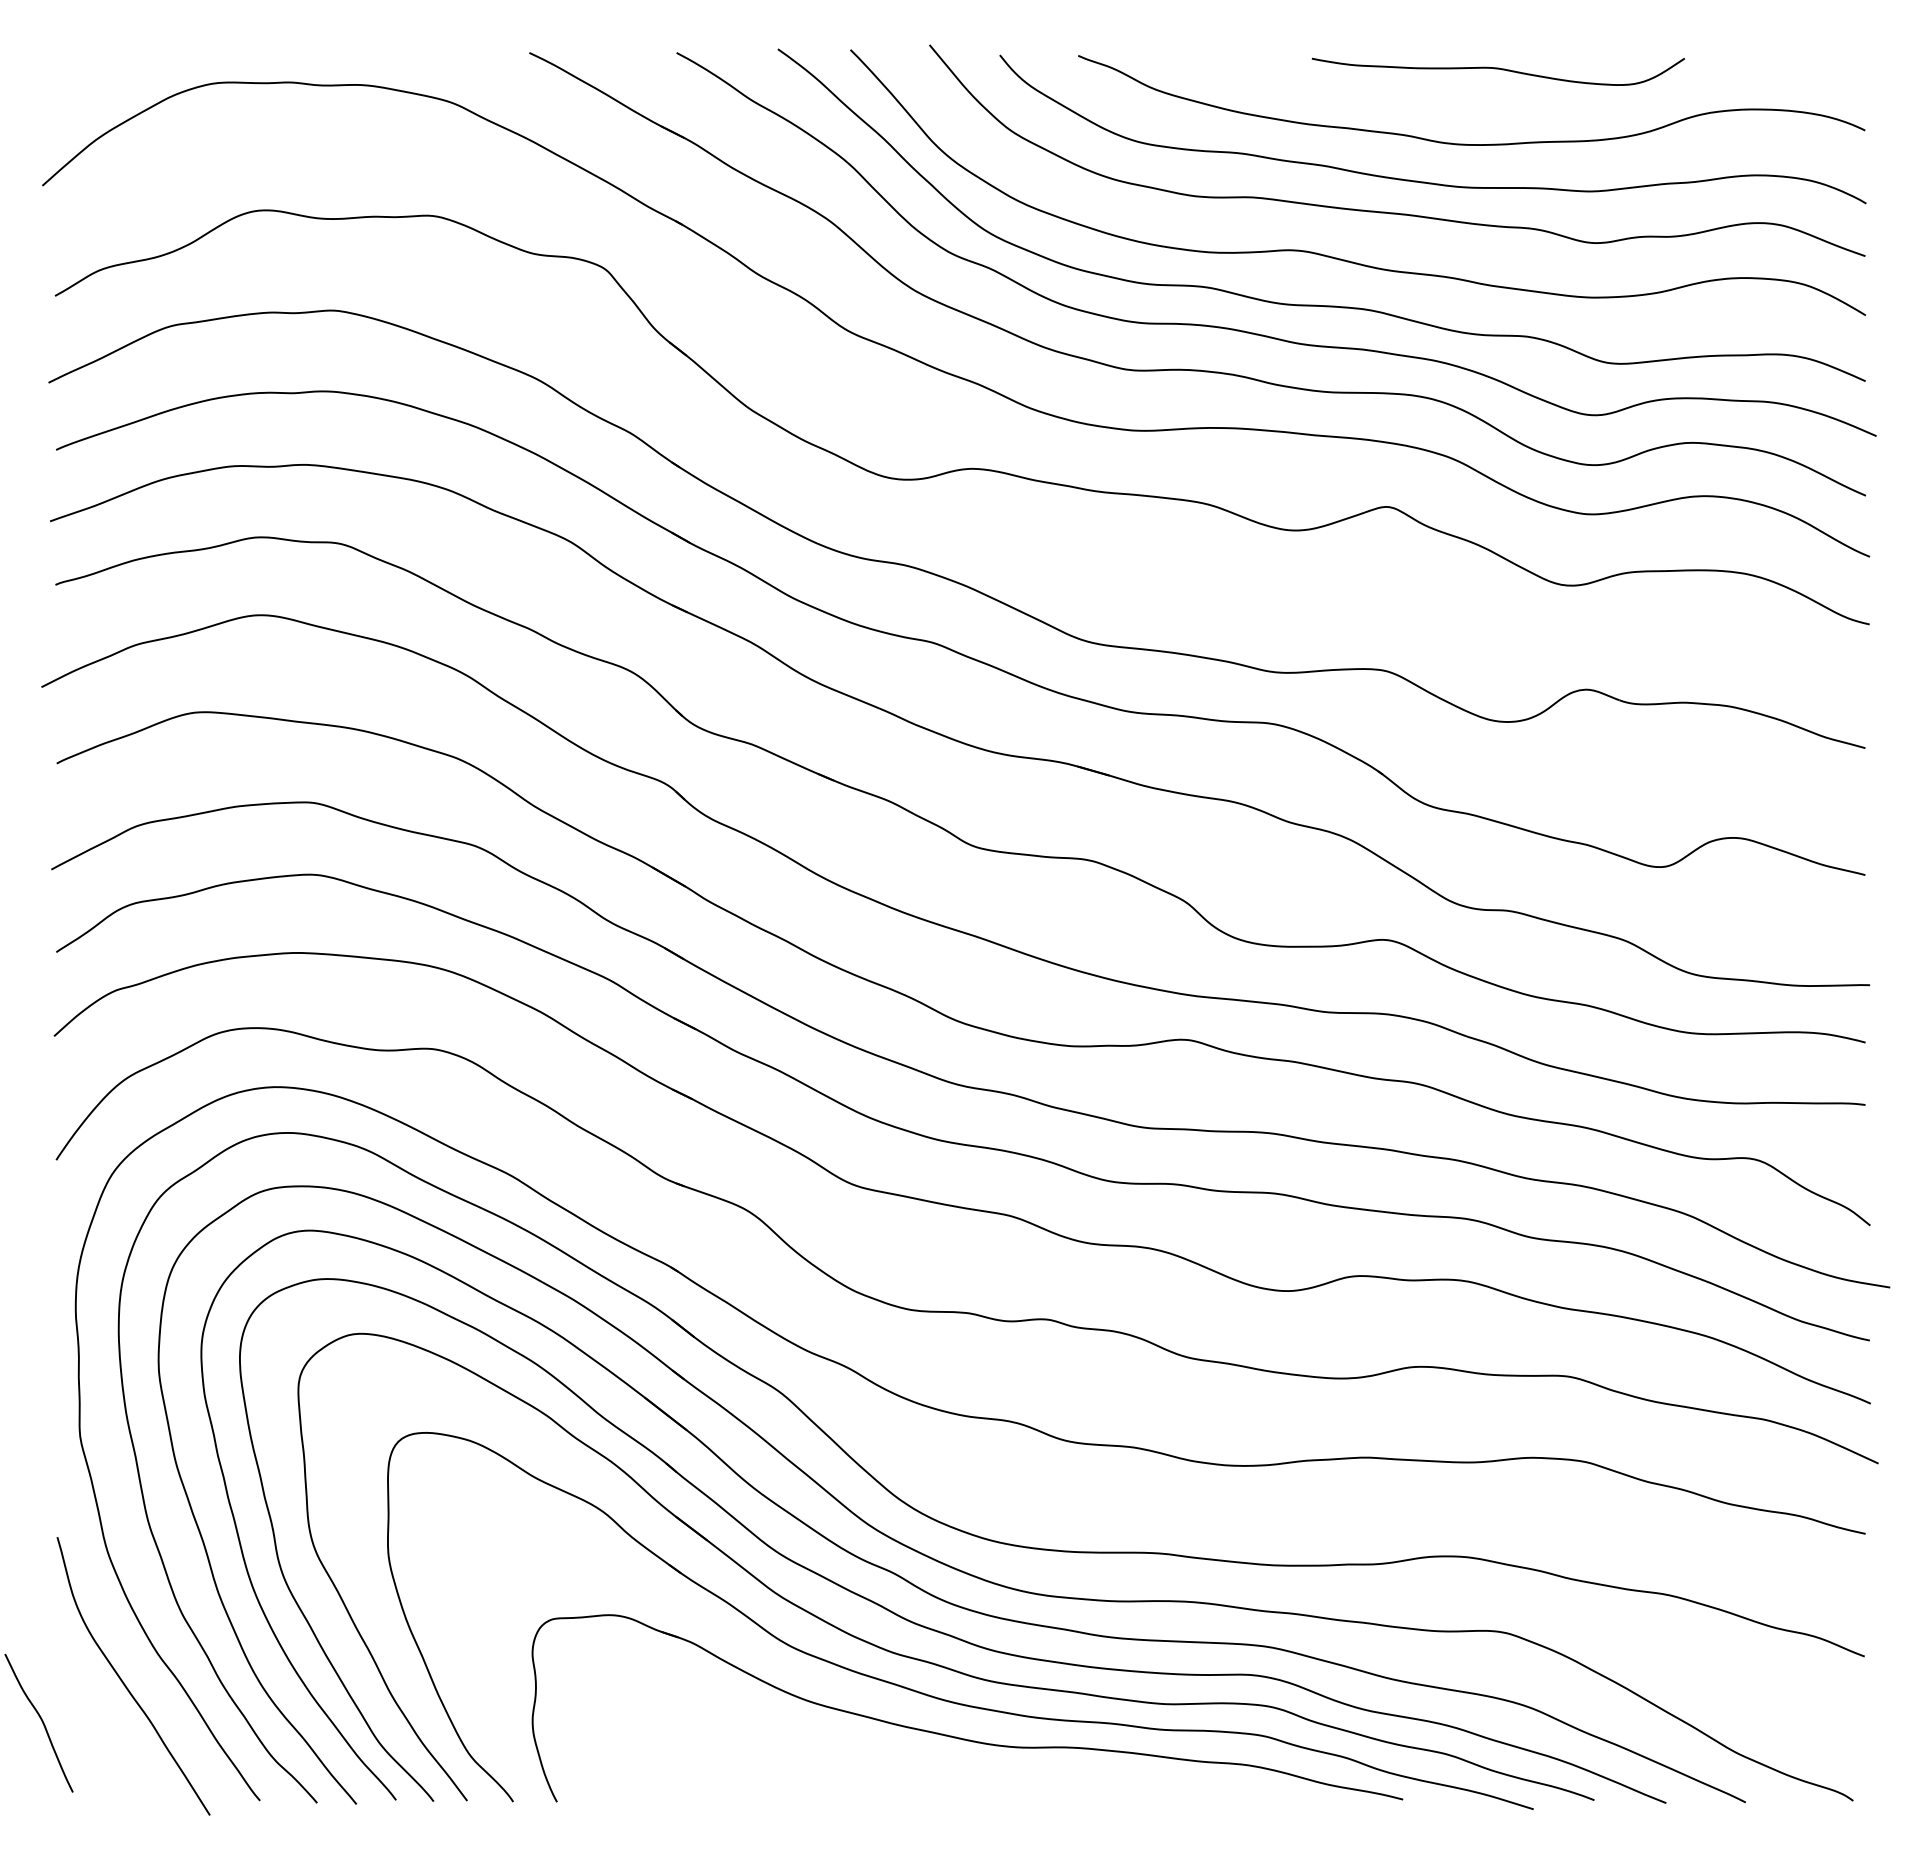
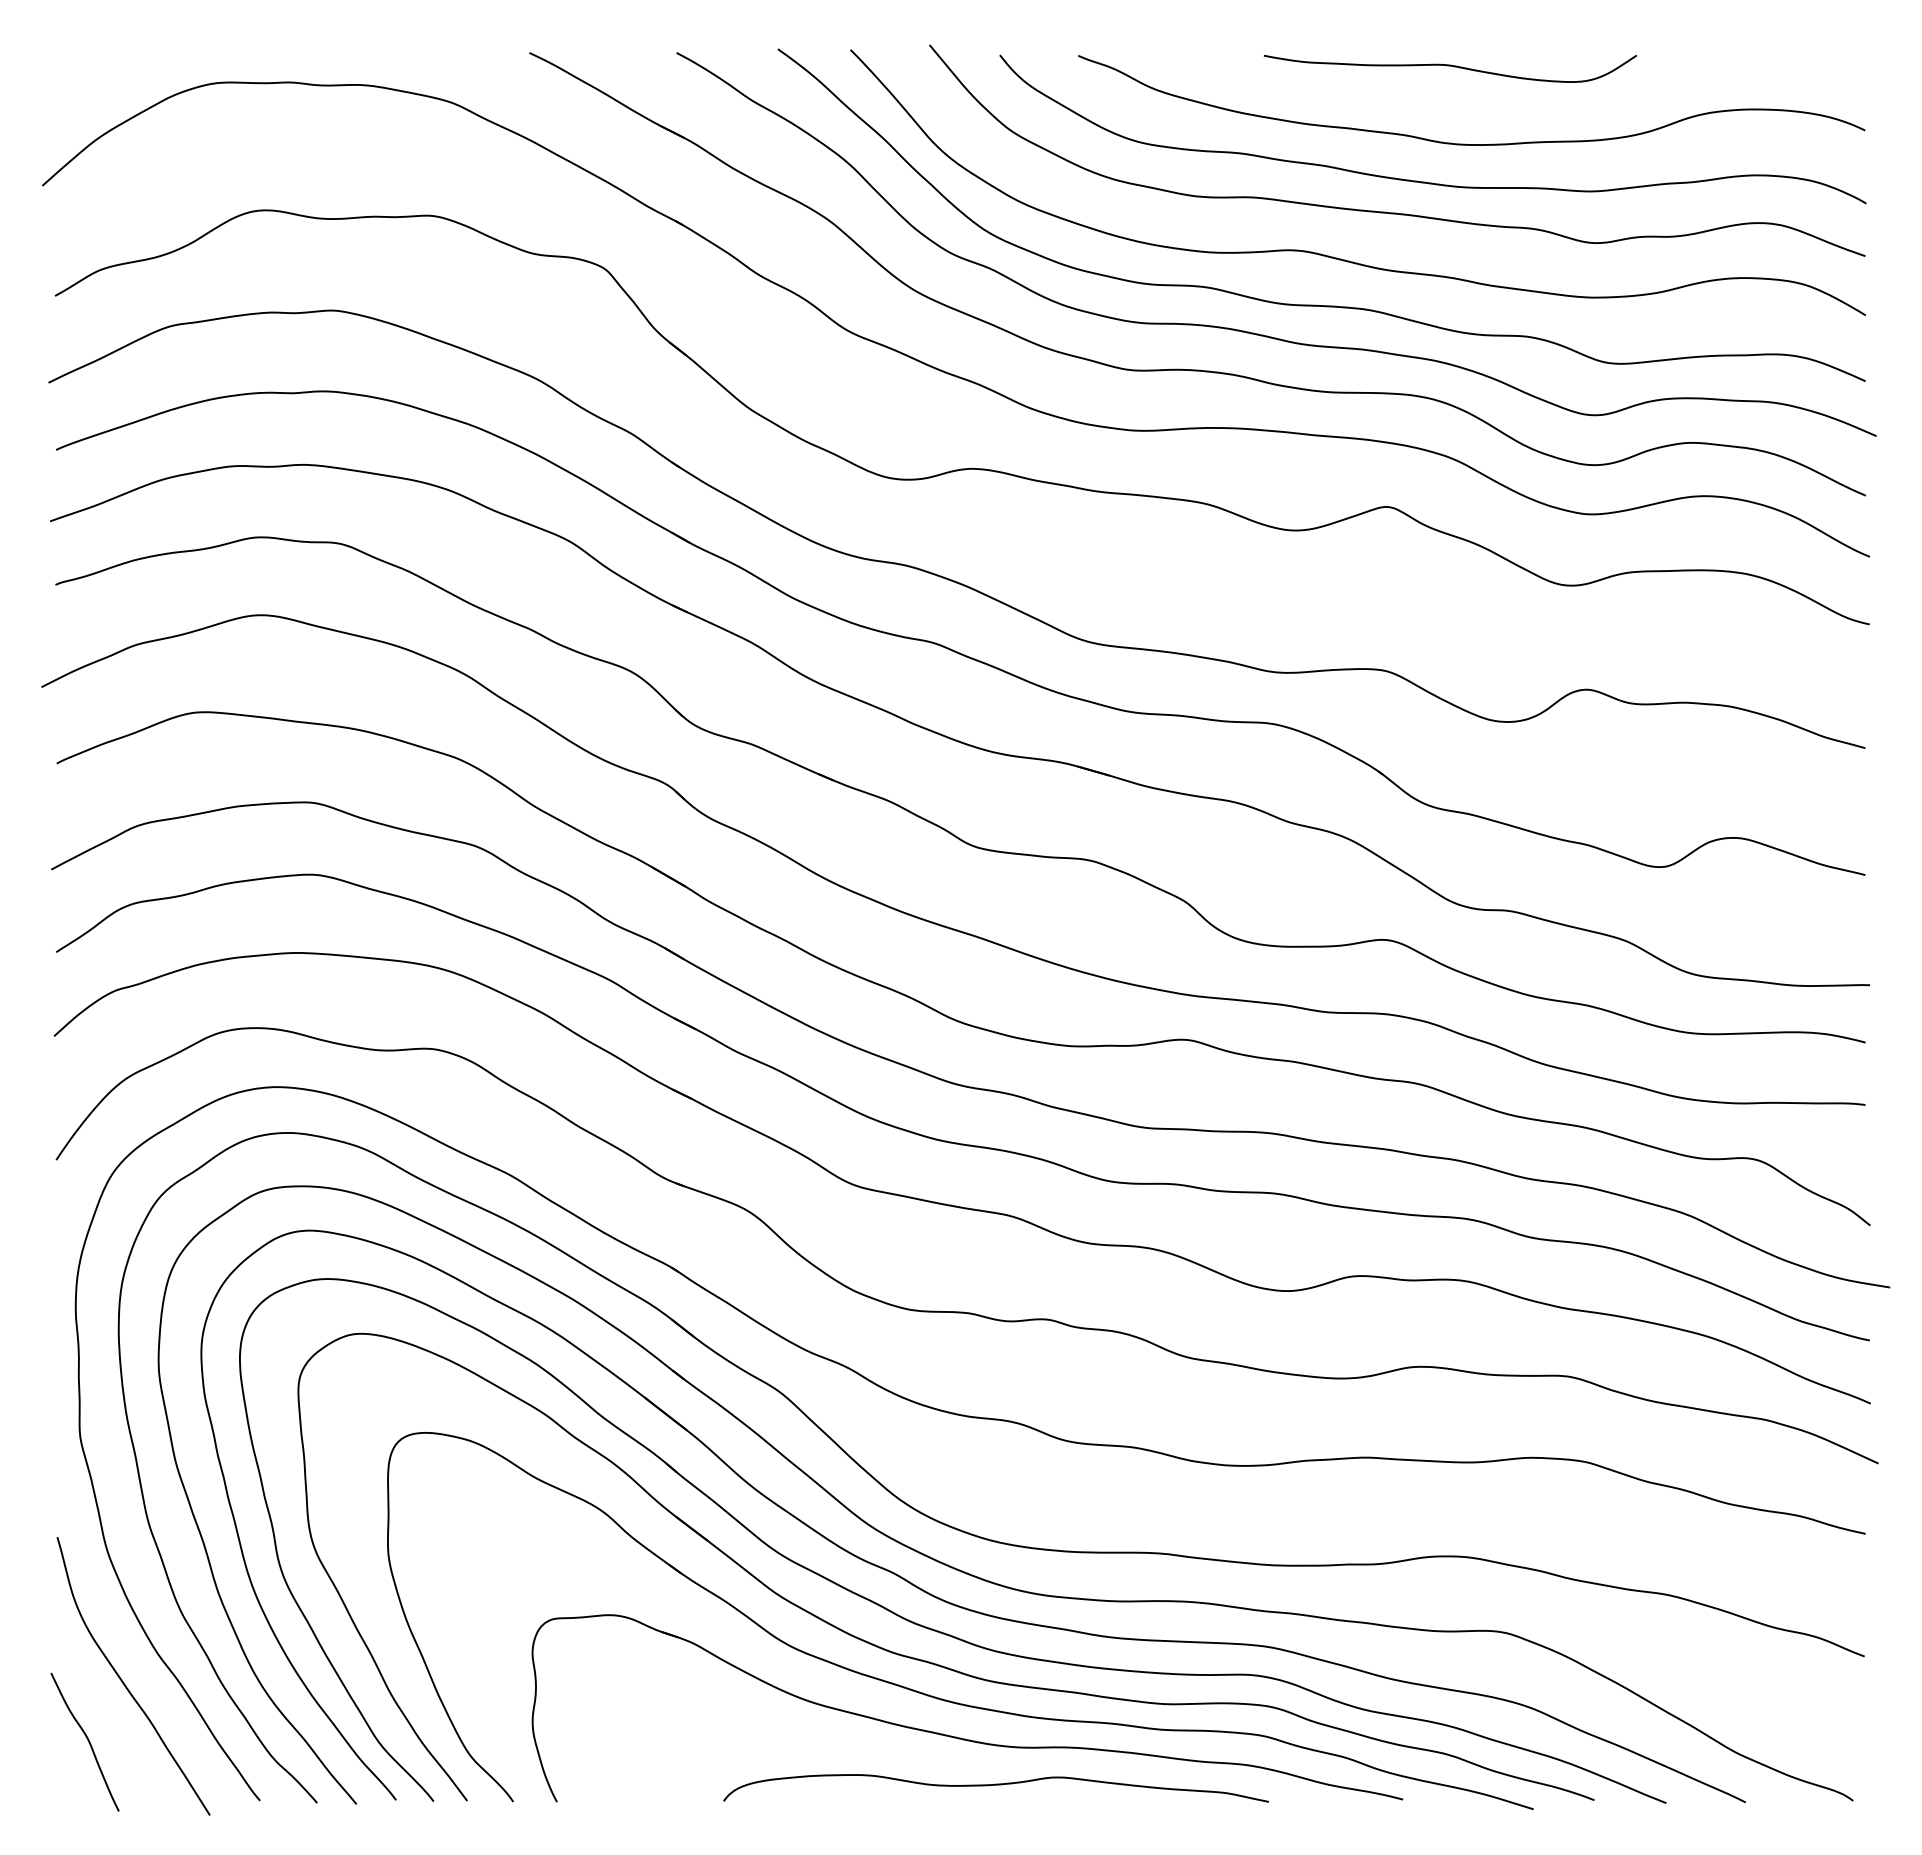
curve position: (1497, 69) -> (1449, 66) (1449, 66)
curve position: (41, 1721) -> (87, 1740) (87, 1740)
curve: none -> present (995, 1785)
